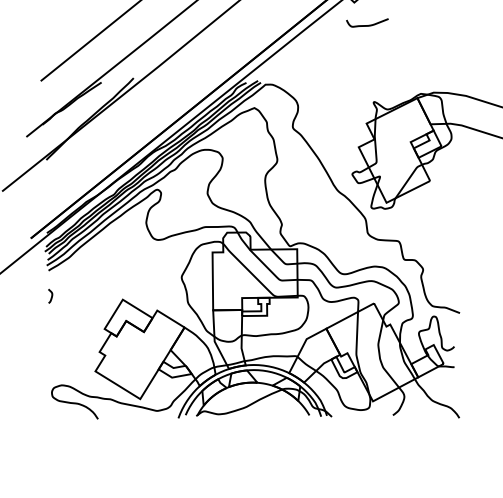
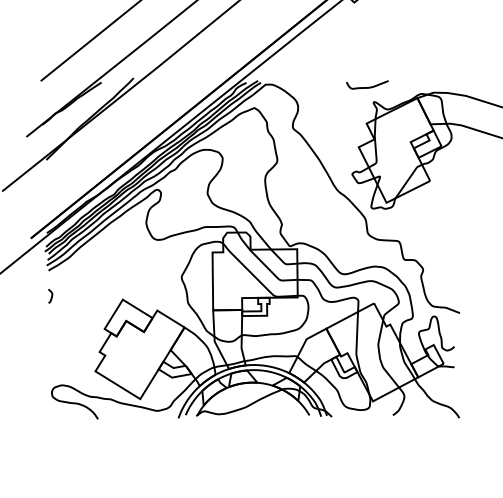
curve position: (368, 24) -> (368, 86) (368, 86)
